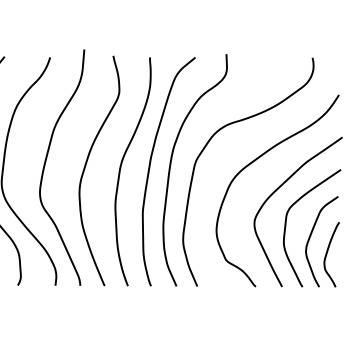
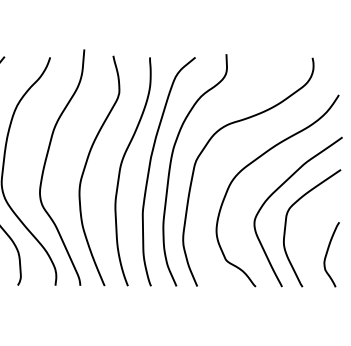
curve: present -> none (310, 238)
